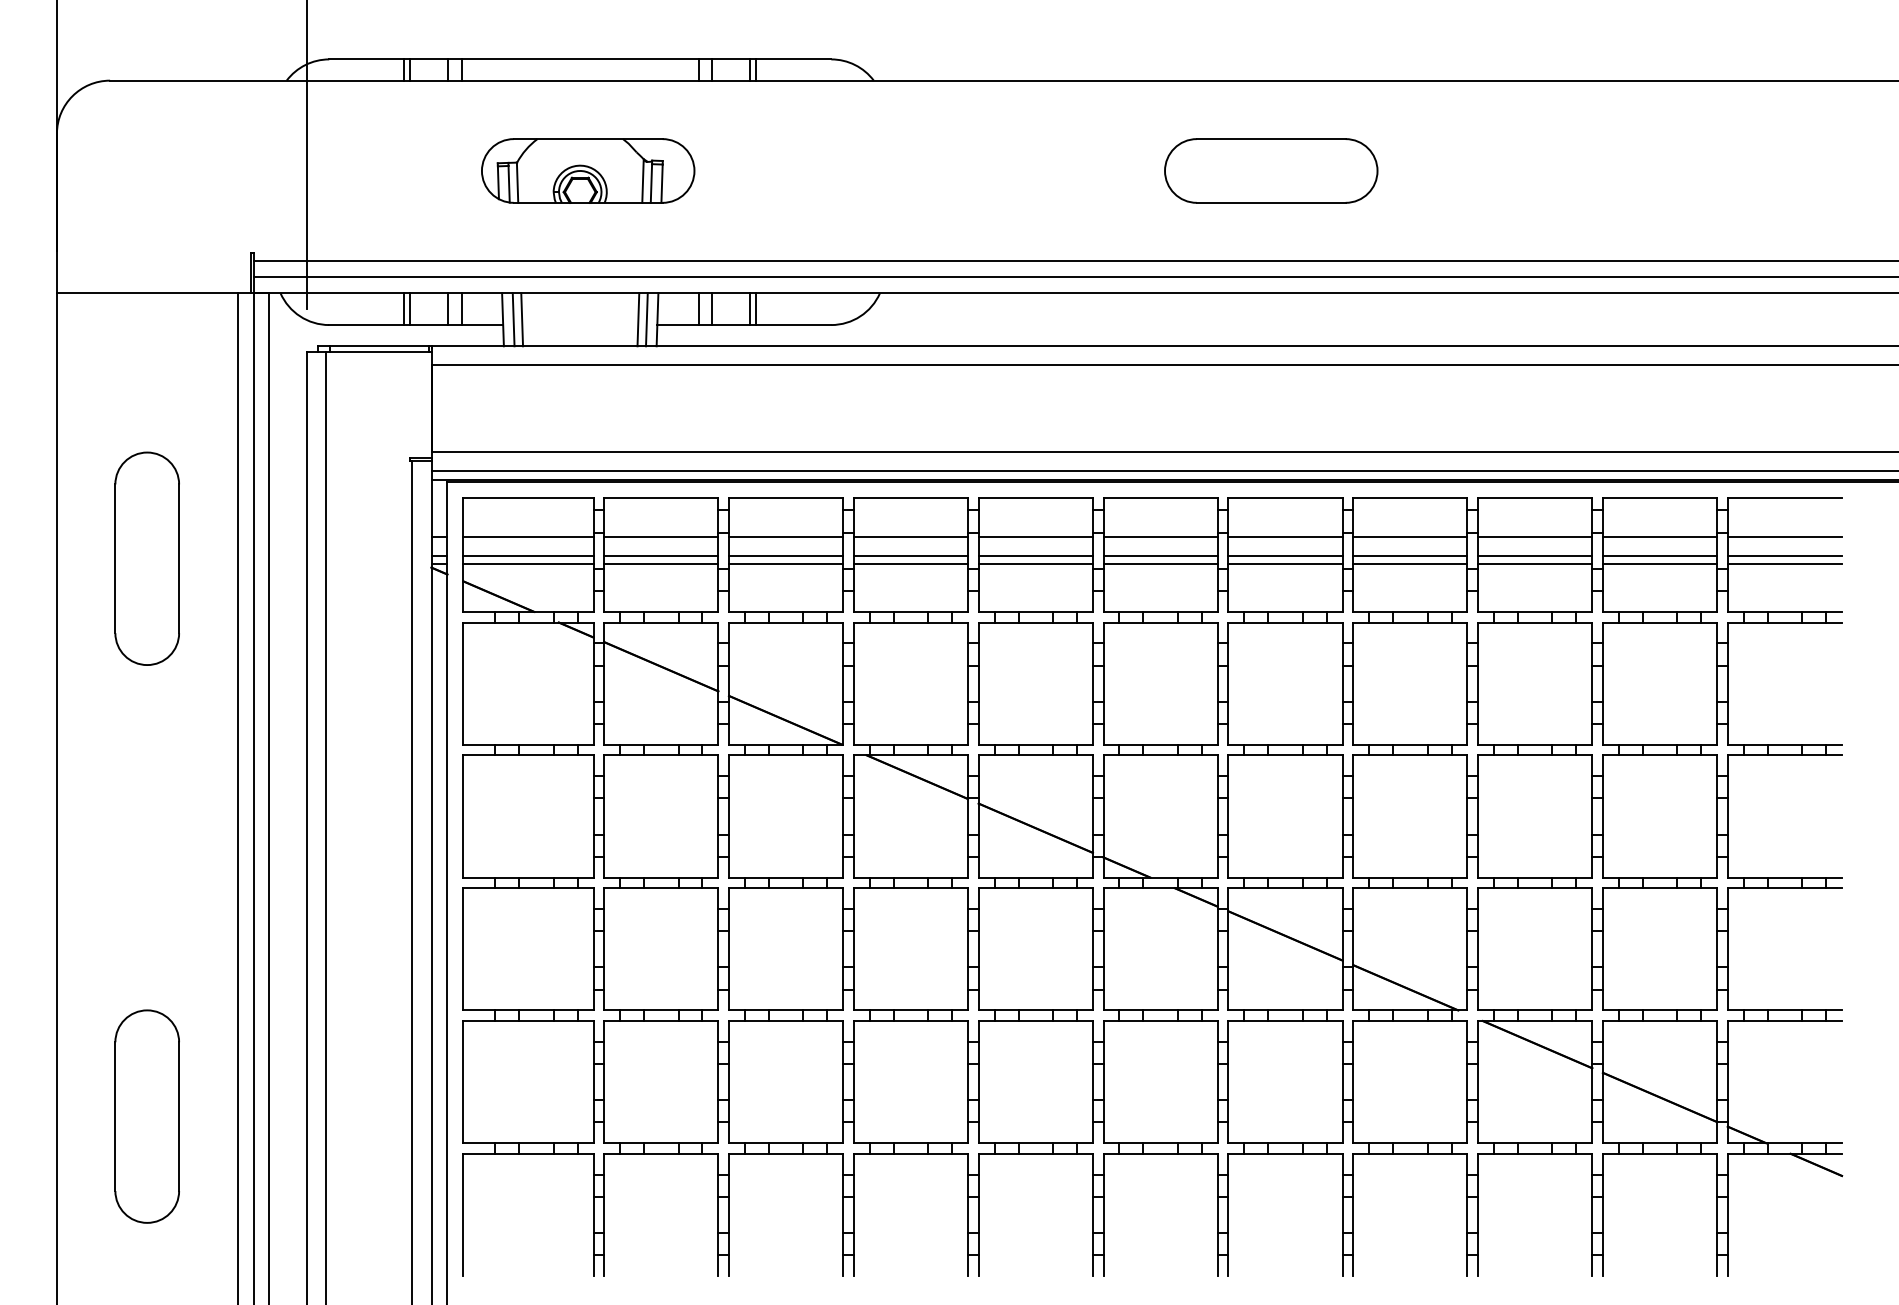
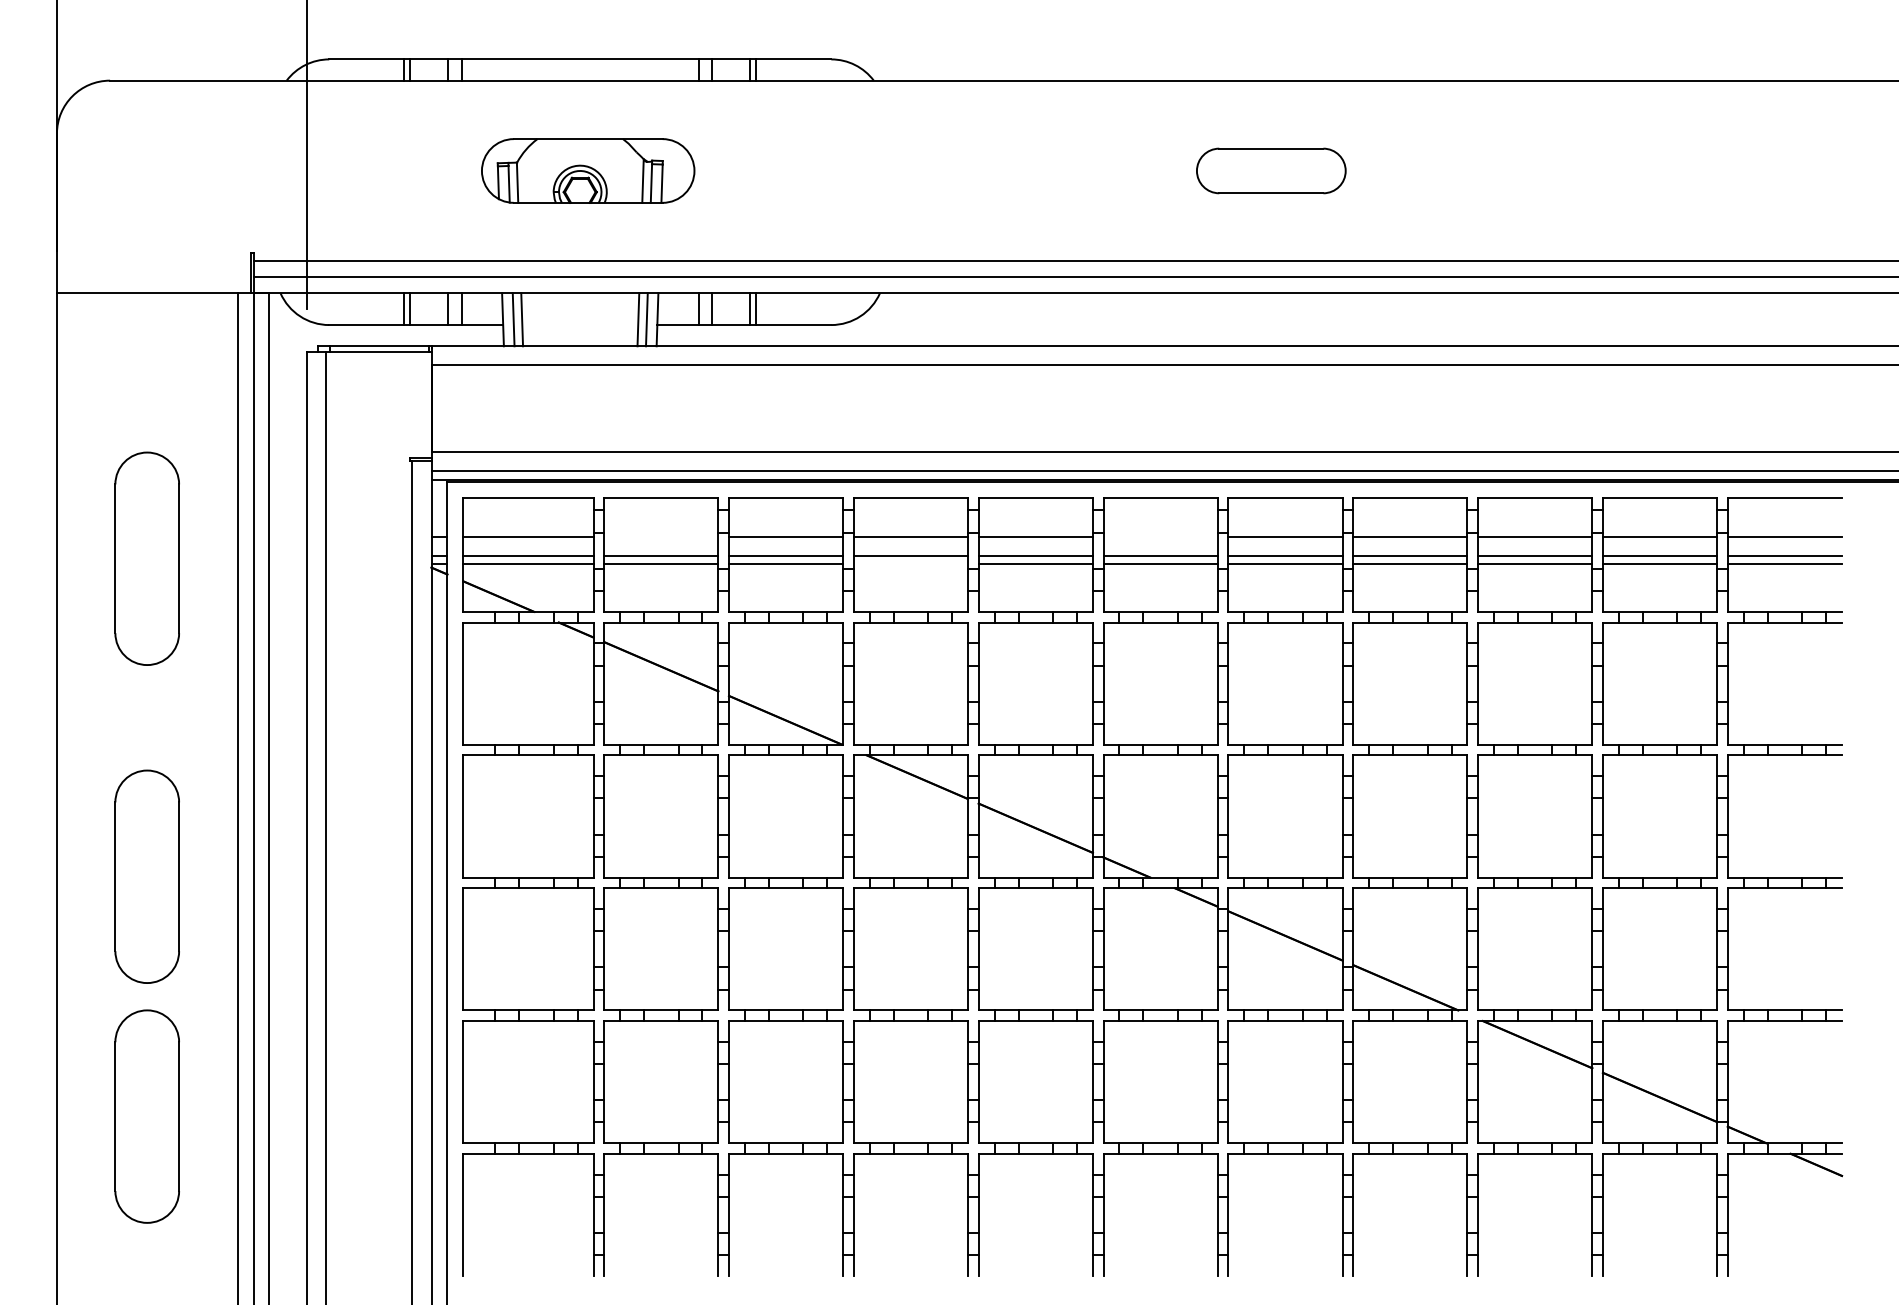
part size: 215x66 px -> 151x48 px (1271, 170)
line: present -> none (661, 537)
line: present -> none (1160, 537)
line: present -> none (910, 564)
part: none -> present (146, 876)
